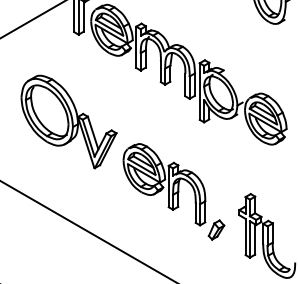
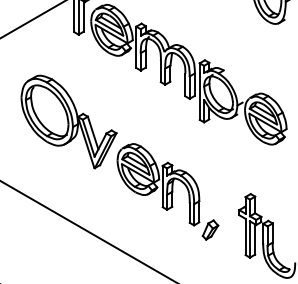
part position: (173, 191) -> (167, 191) (167, 191)
